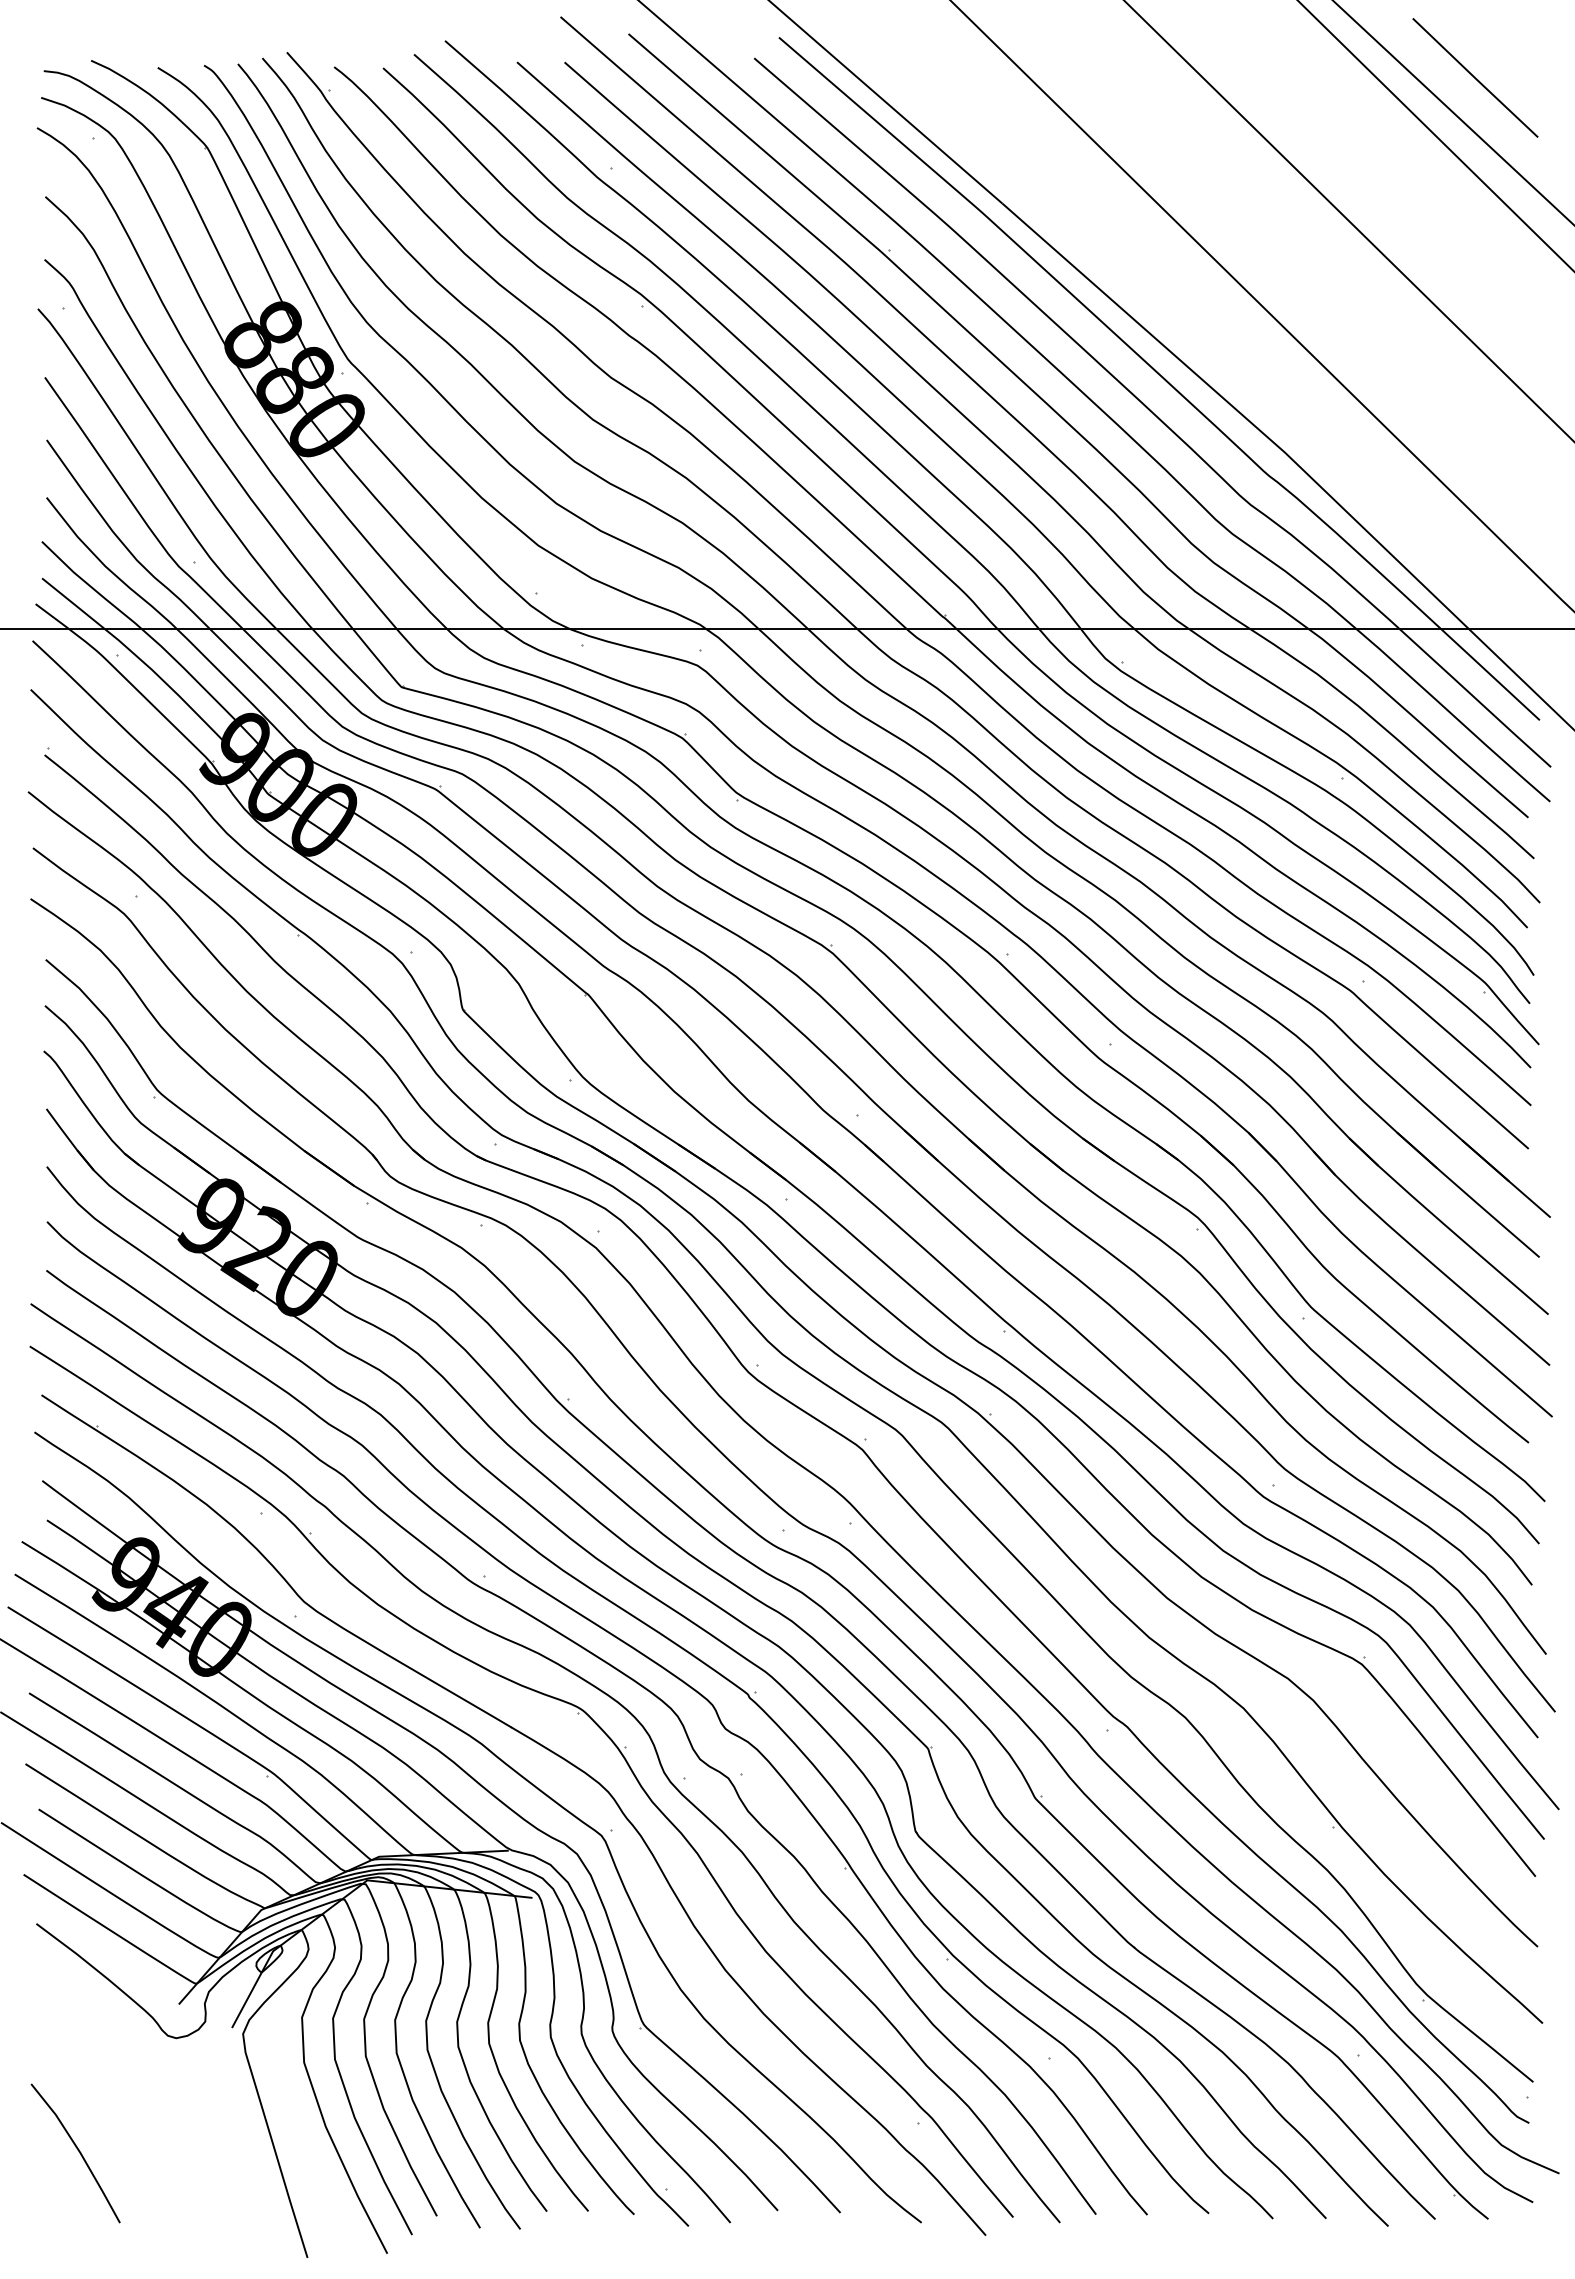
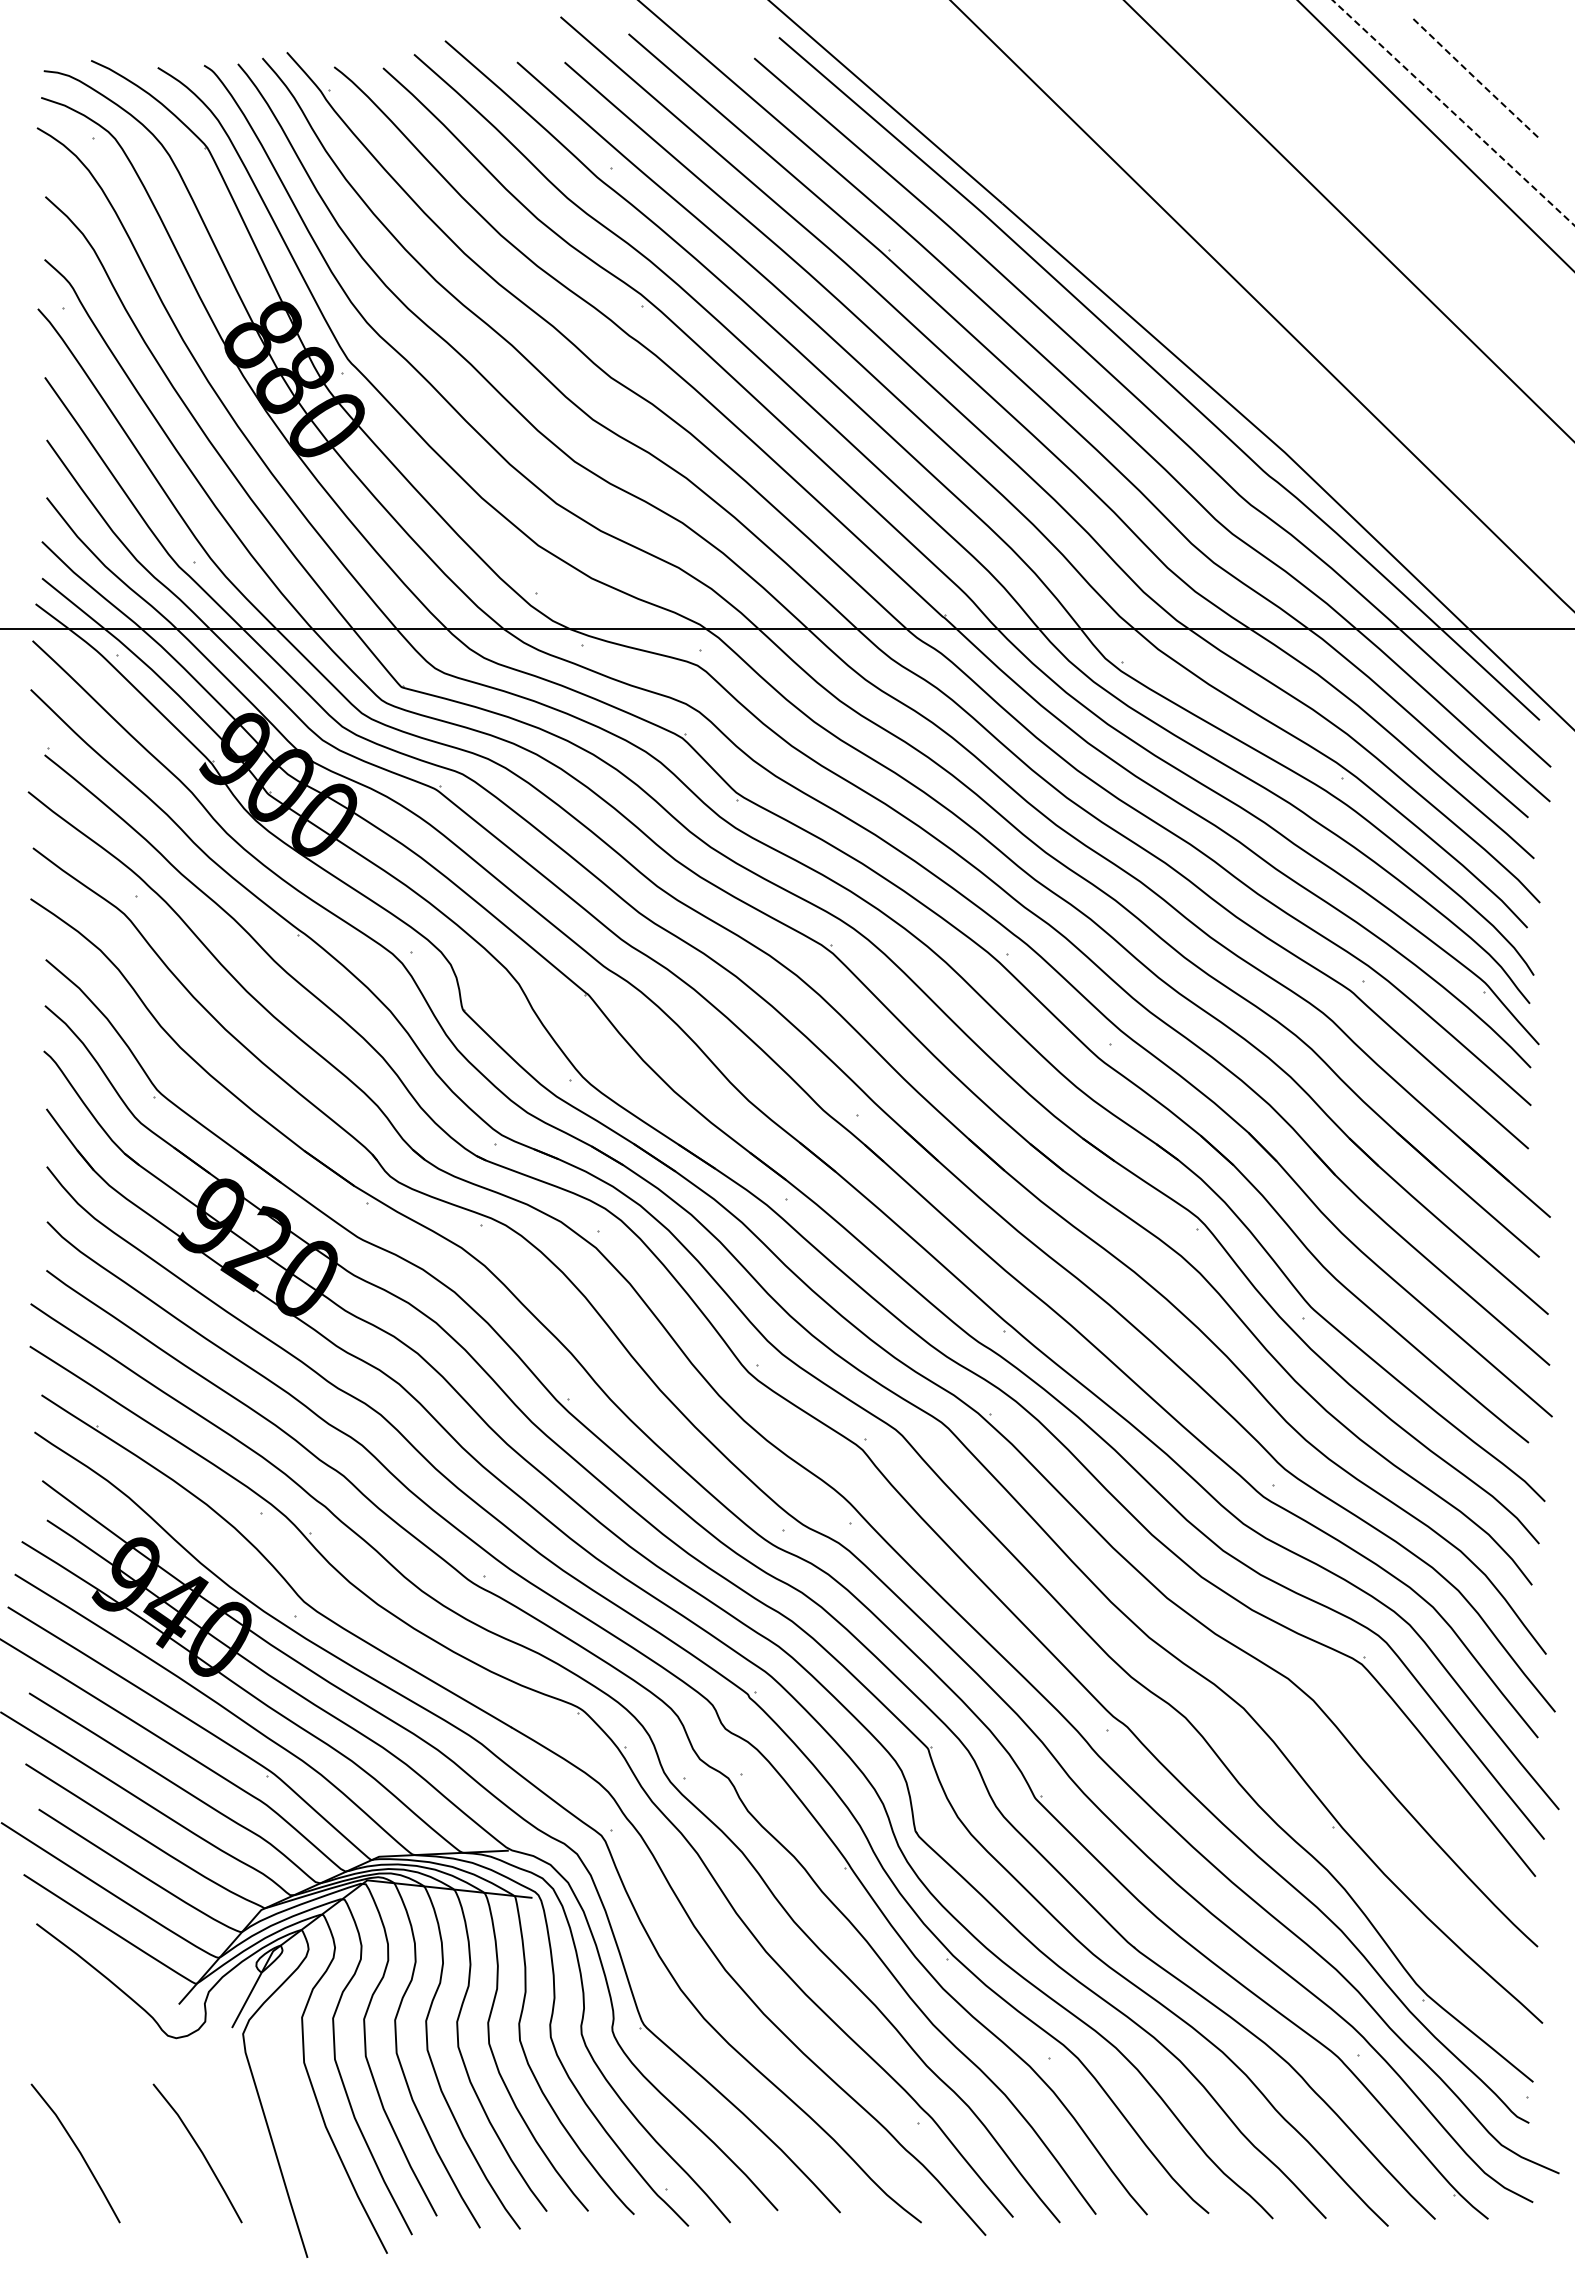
line: solid -> dashed (1475, 78)
line: solid -> dashed (1454, 113)
line: none -> present (199, 2150)
